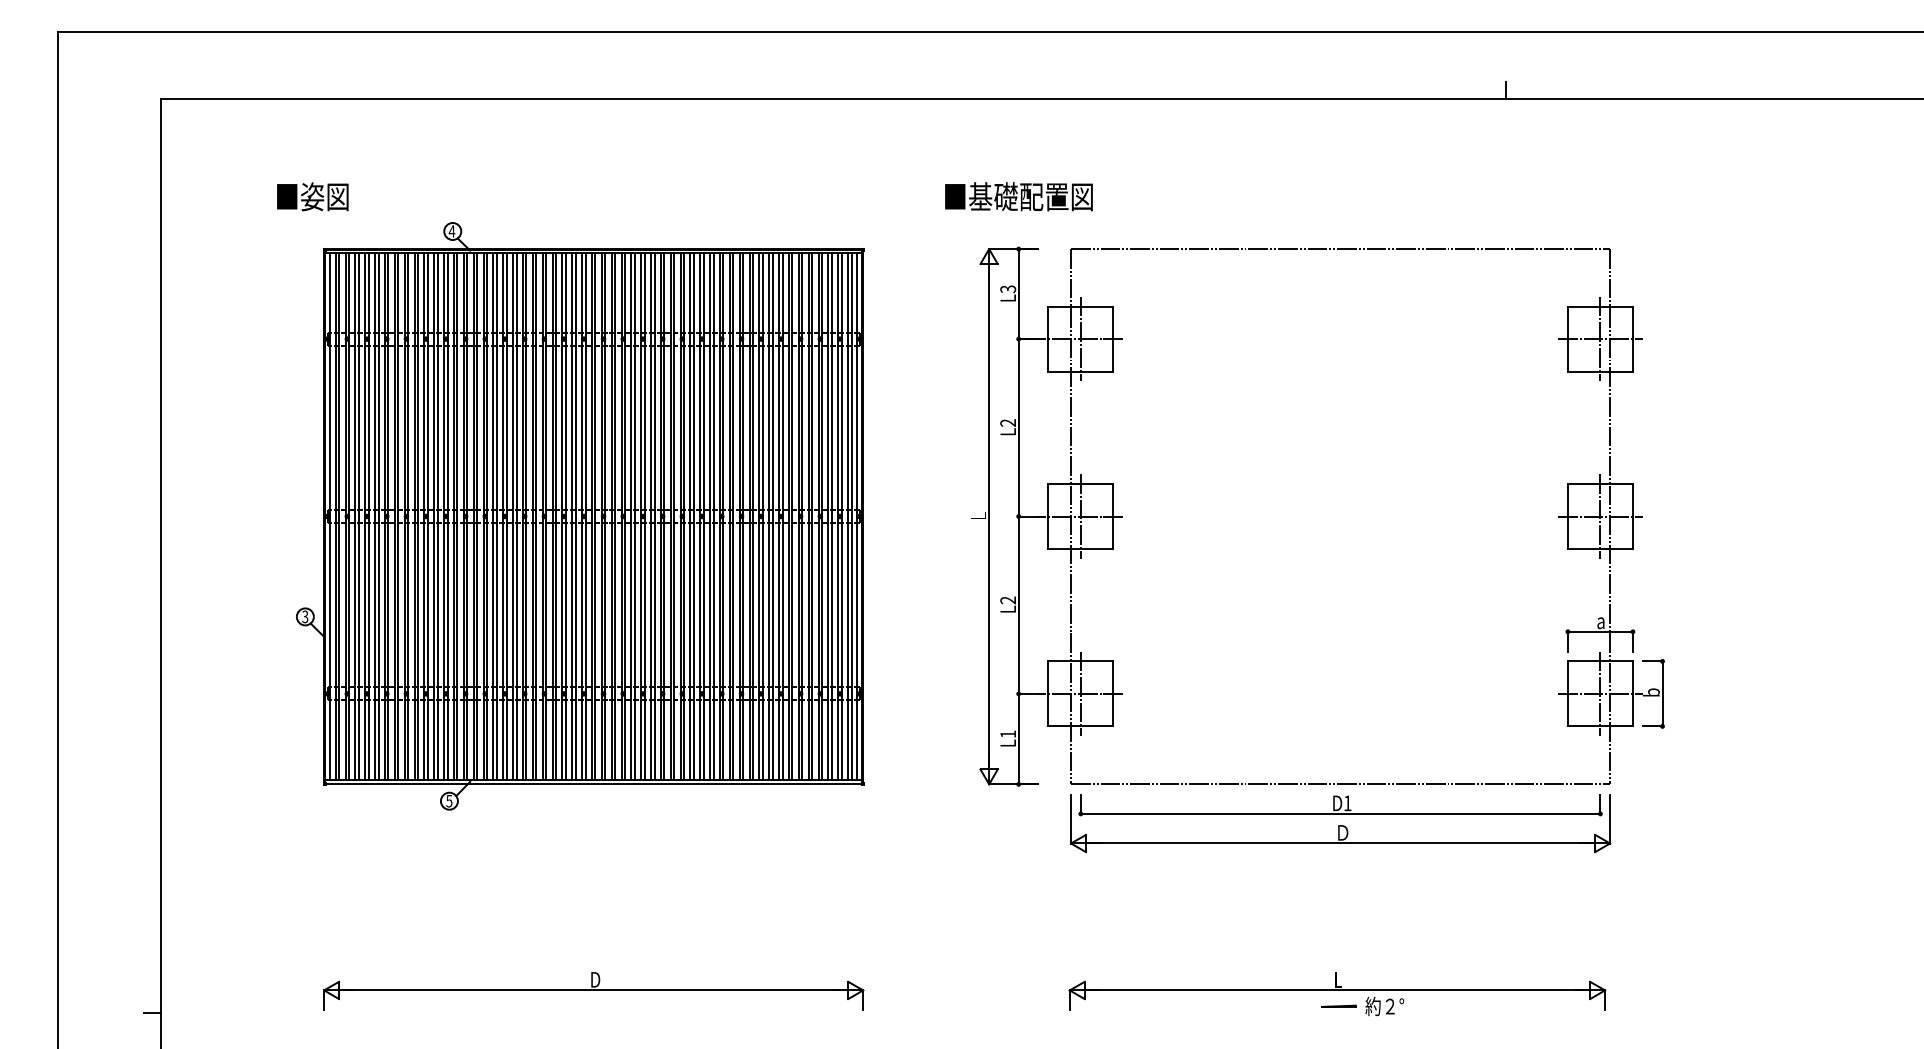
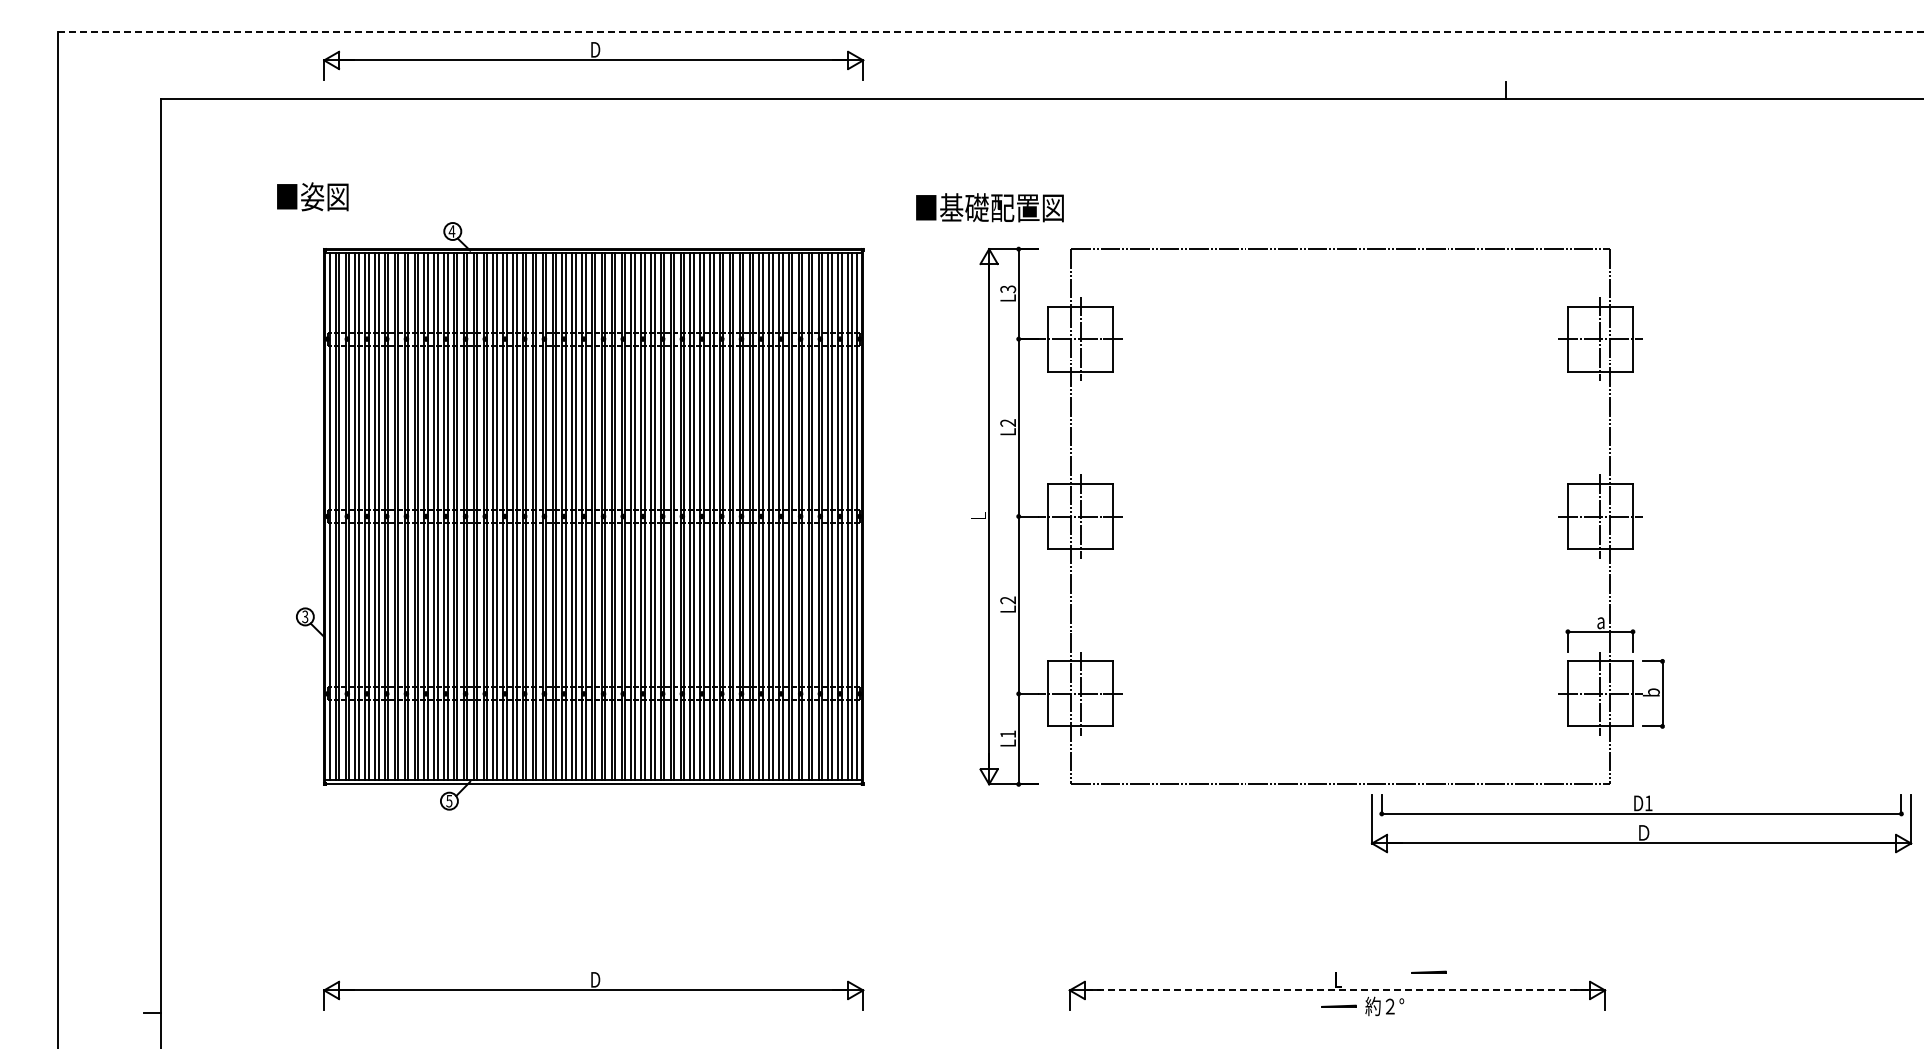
line: solid -> dashed (990, 31)
part: none -> present (593, 61)
text position: (1018, 196) -> (989, 207) (989, 207)
part position: (1340, 823) -> (1641, 823) (1641, 823)
line: none -> present (1428, 971)
line: solid -> dashed (1336, 990)
